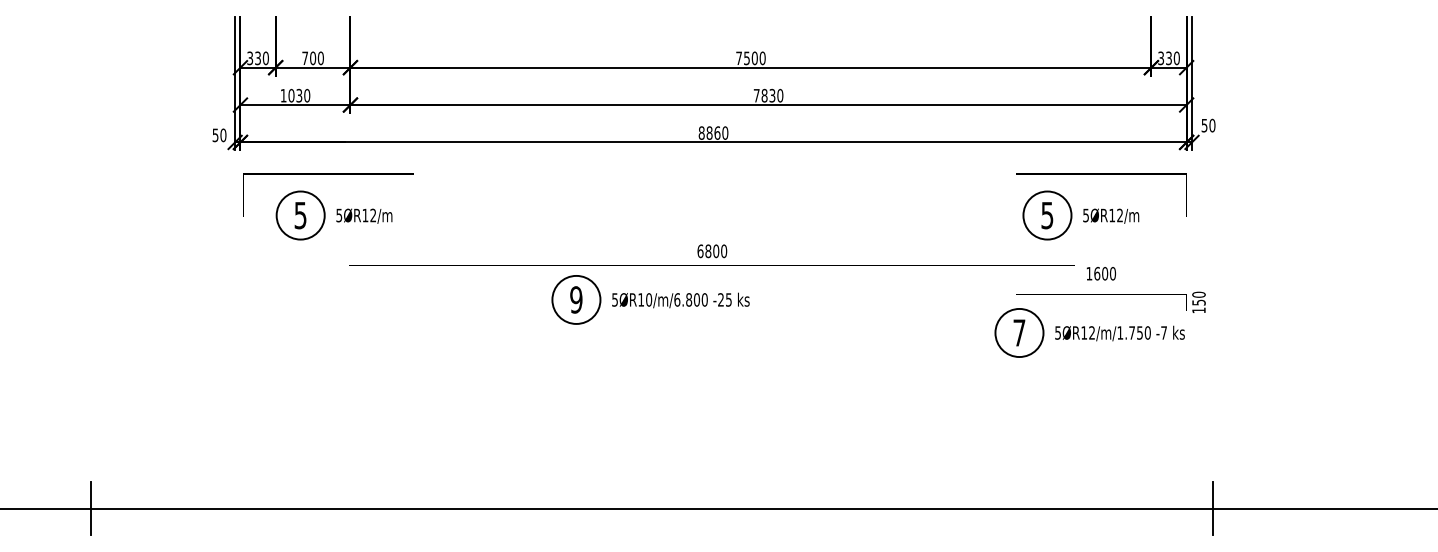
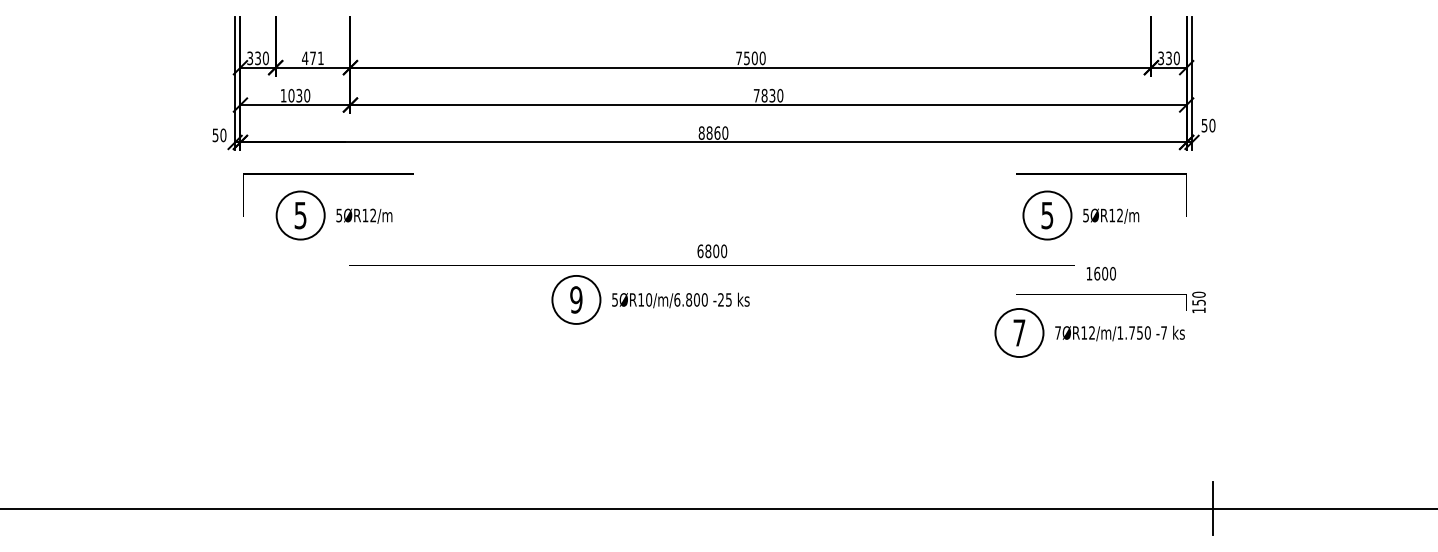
text: 700 -> 471 (312, 58)
text: 5ØR12/m/1.750 -> 7ØR12/m/1.750 (1057, 332)
line: present -> none (91, 508)
